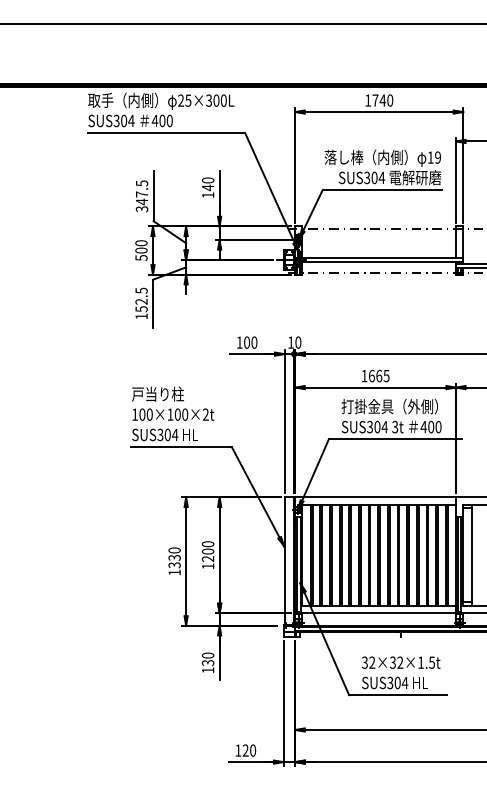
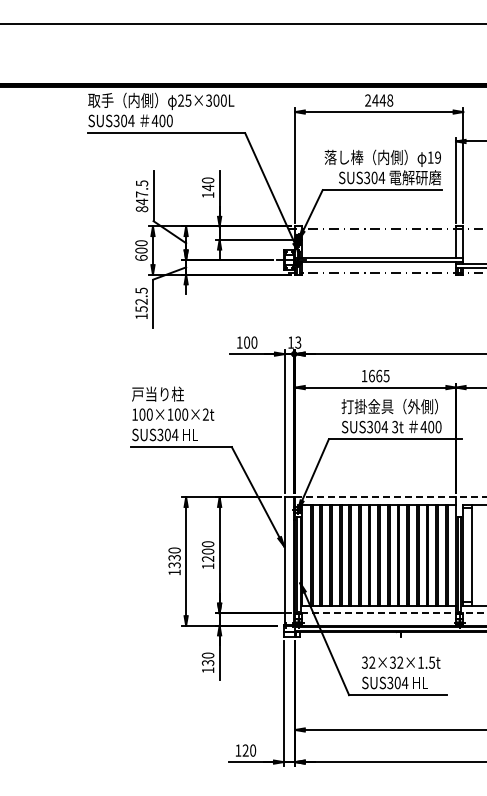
text: 1740 -> 2448 (379, 100)
text: 347.5 -> 847.5 (142, 209)
text: 500 -> 600 (141, 257)
text: 10 -> 13 (298, 342)
line: solid -> dashed (390, 497)
line: solid -> dashed (393, 613)
